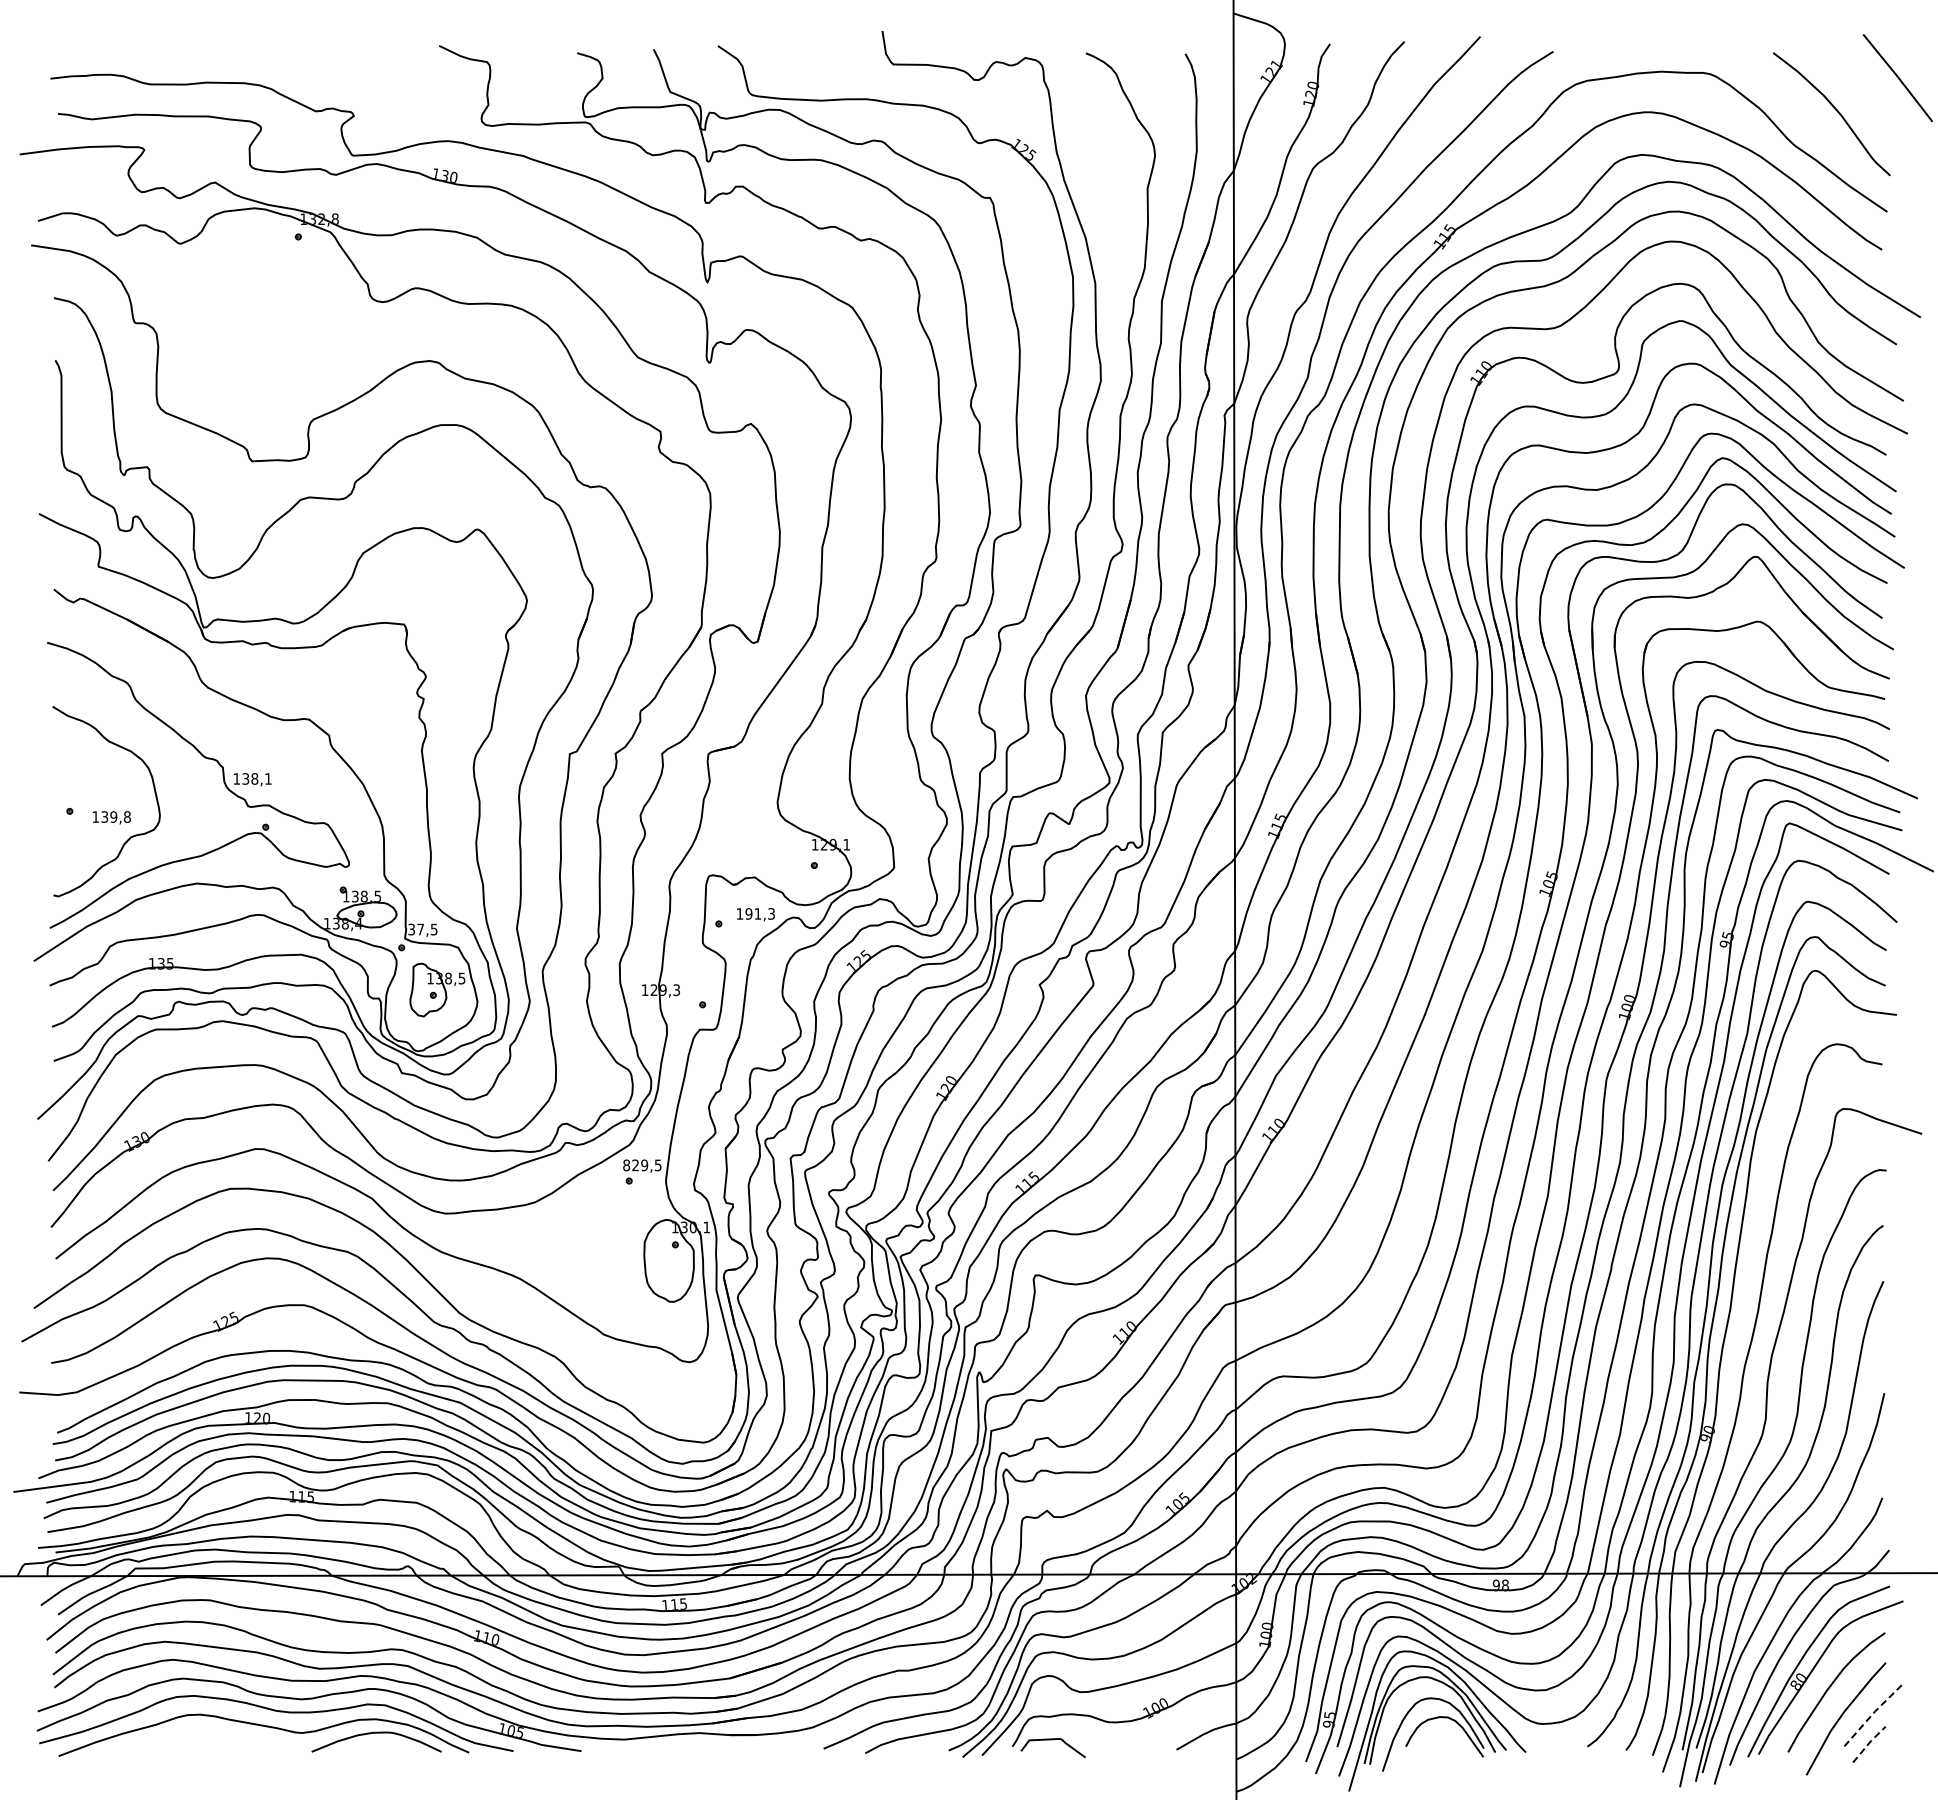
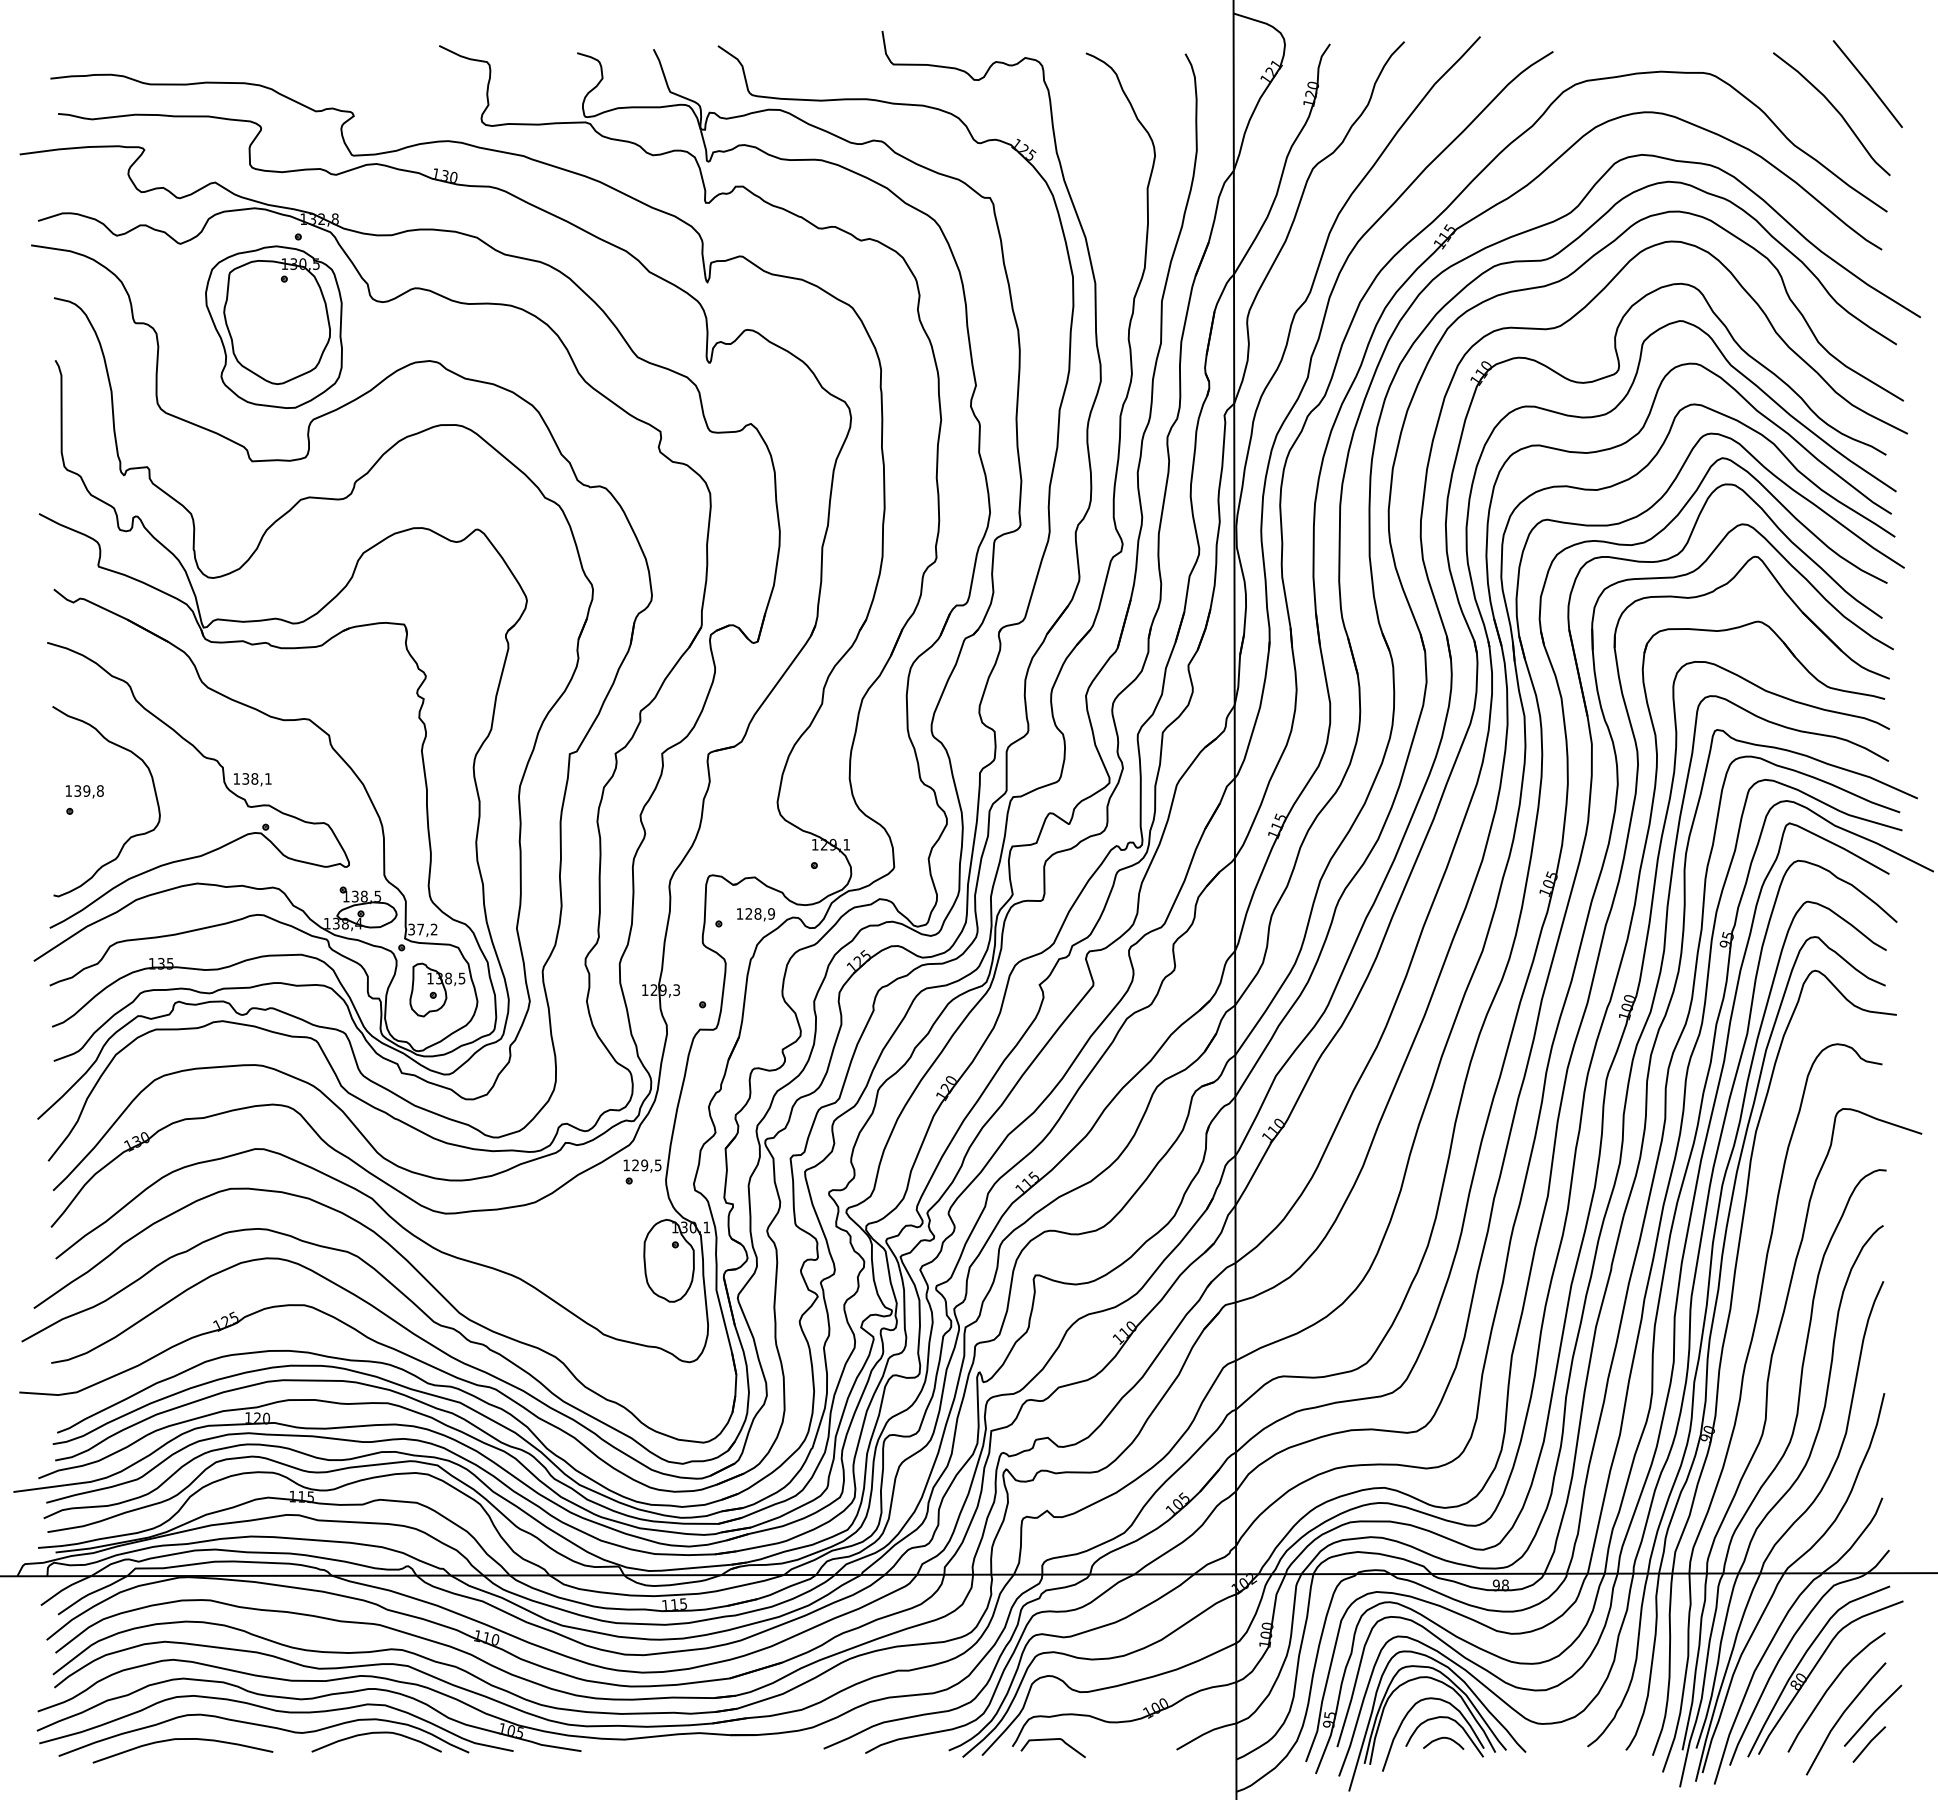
line position: (1897, 77) -> (1867, 83) (1867, 83)
part: none -> present (273, 326)
text position: (111, 817) -> (84, 791) (84, 791)
text: 191,3 -> 128,9 (759, 913)
text: 37,5 -> 37,2 (433, 929)
text: 829,5 -> 129,5 (626, 1165)
line: dashed -> solid (1872, 1714)
curve: none -> present (182, 1739)
curve: none -> present (1441, 1739)
line: dashed -> solid (1869, 1743)
